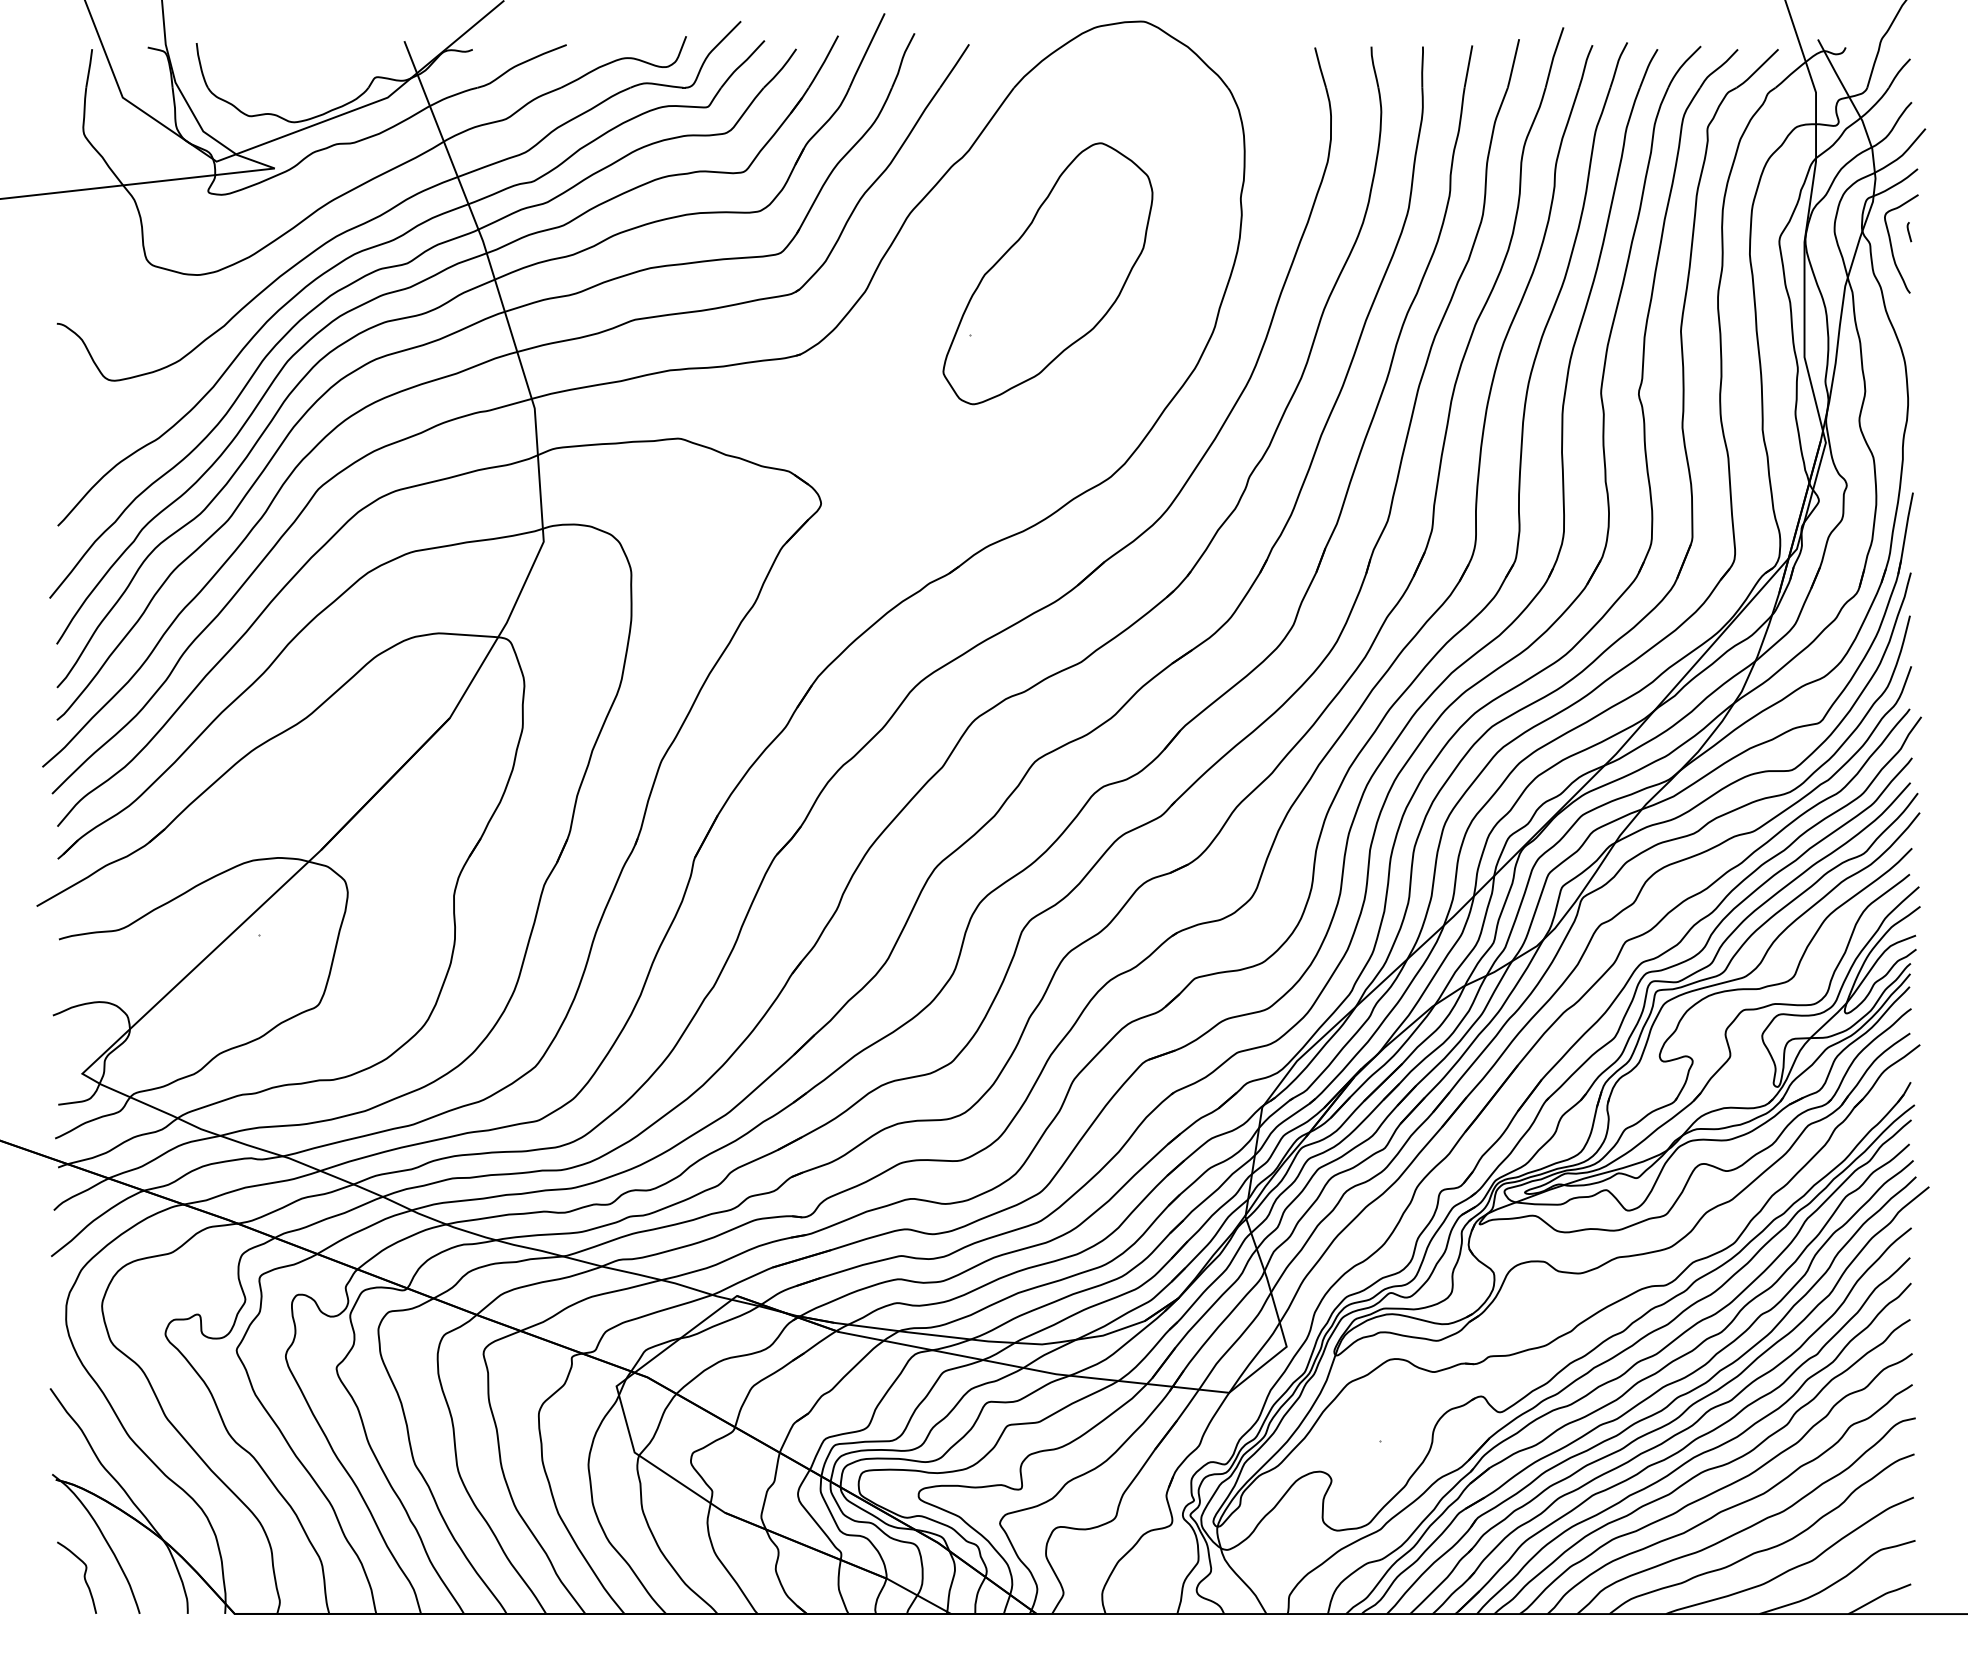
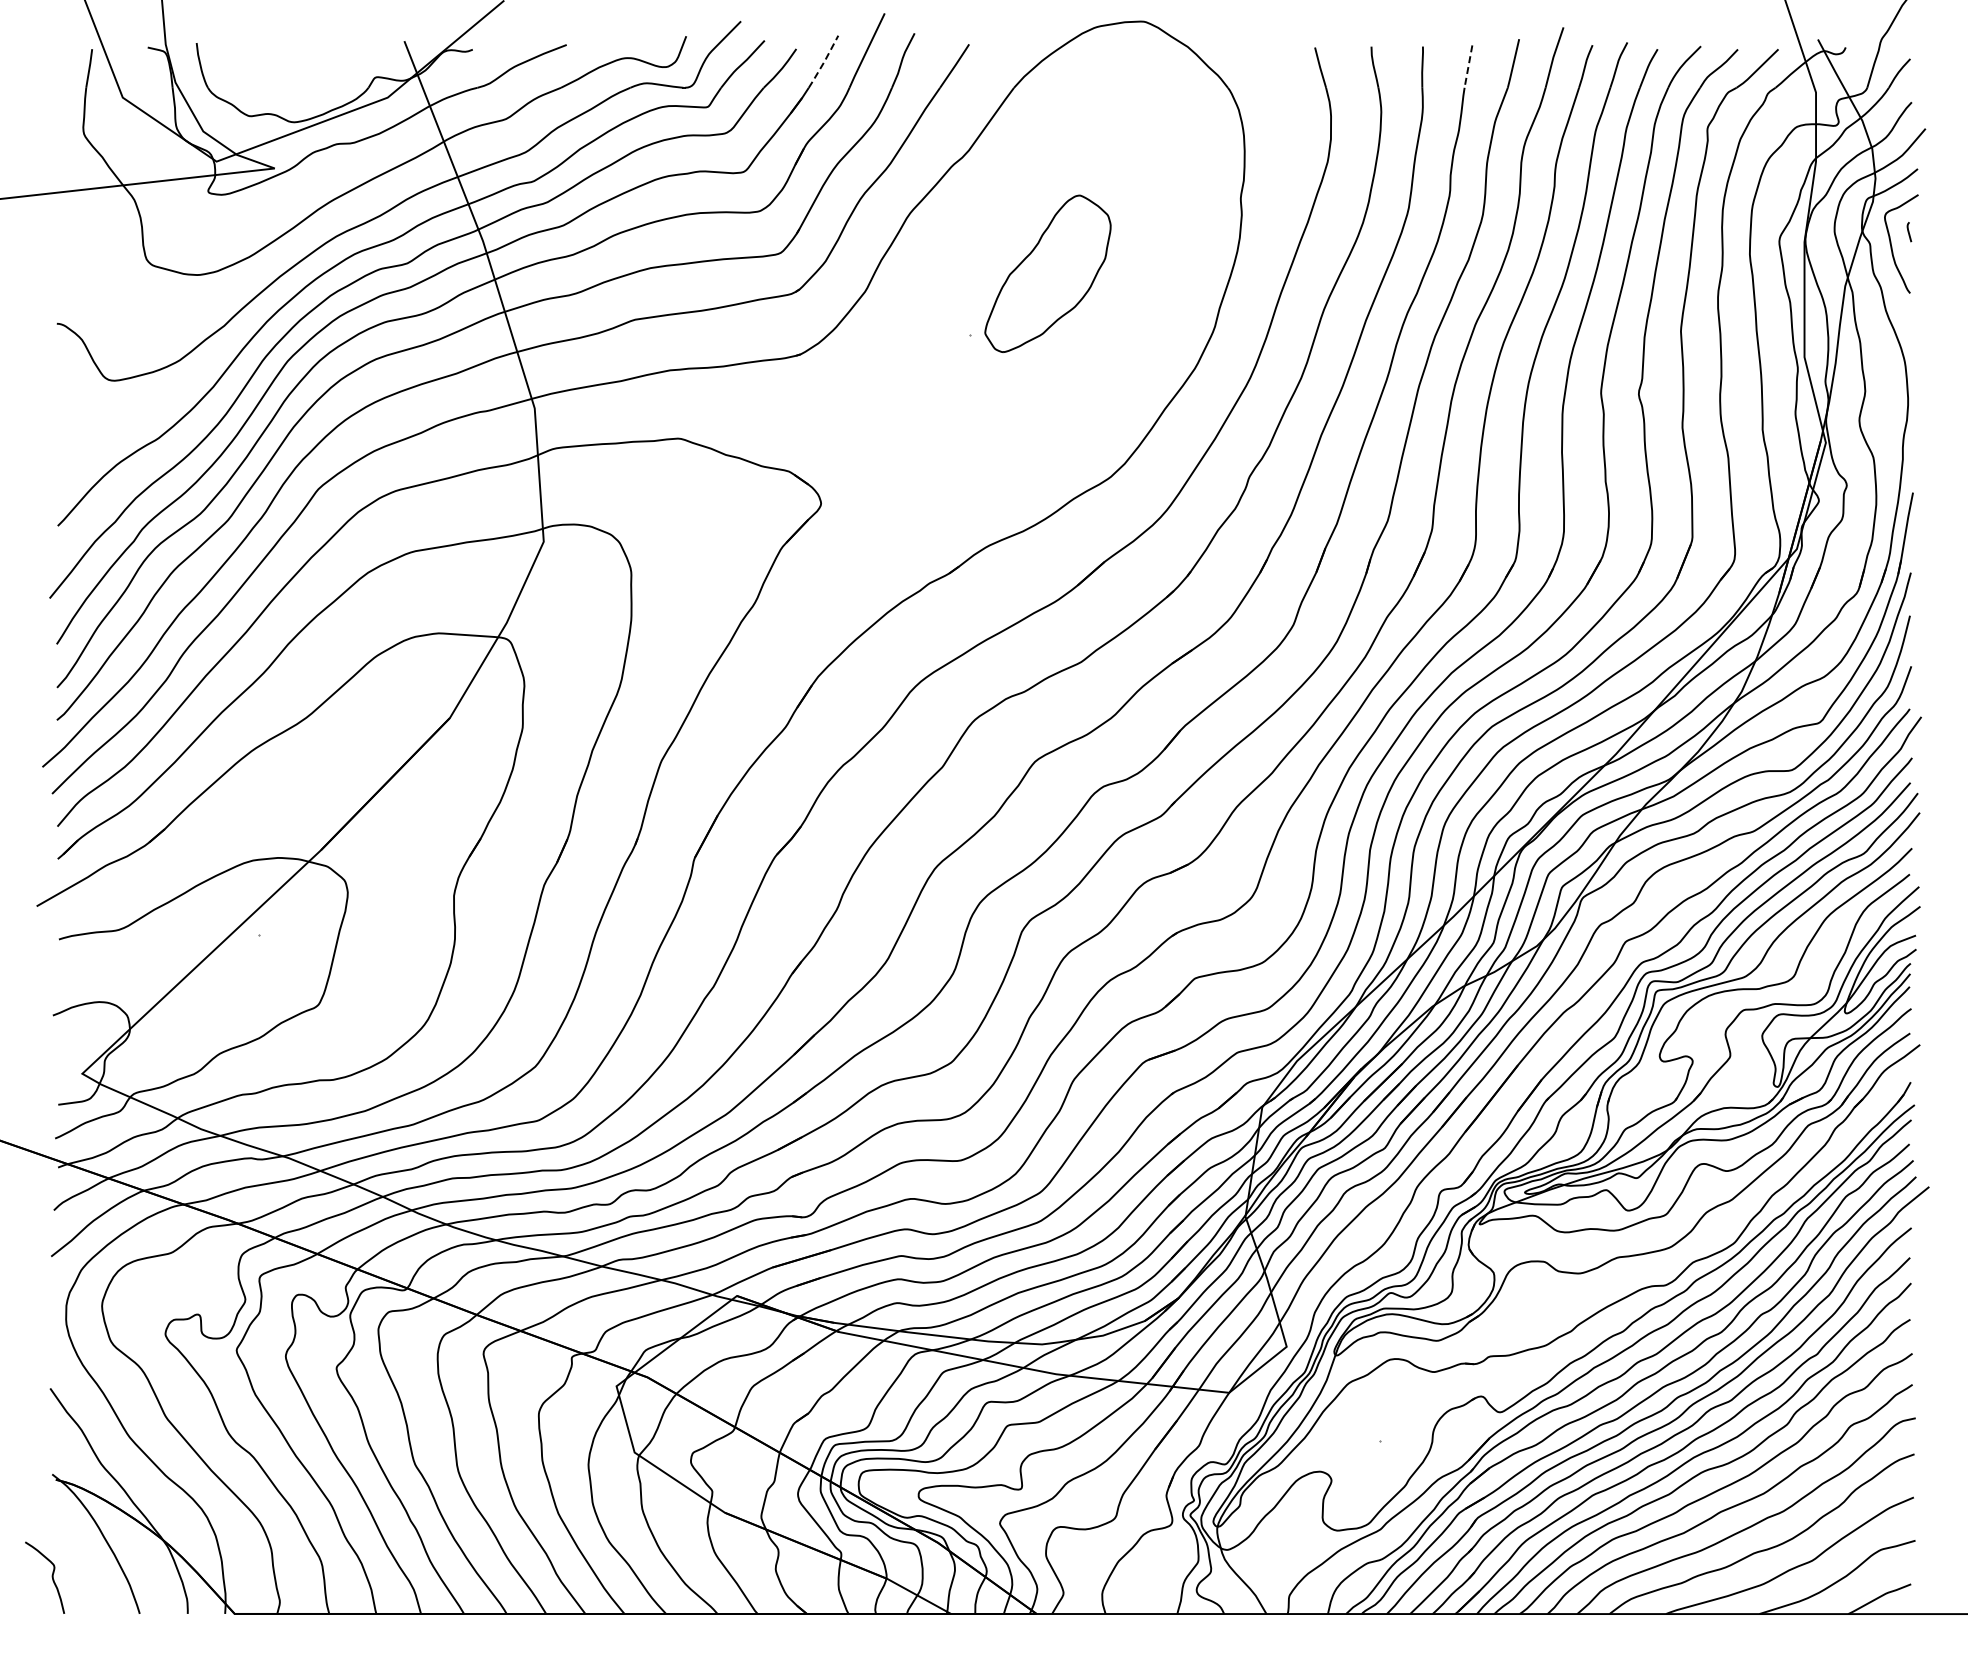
line: solid -> dashed (824, 61)
line: solid -> dashed (1468, 66)
part size: 212x264 px -> 128x159 px (1047, 273)
curve position: (83, 1577) -> (51, 1577) (51, 1577)
